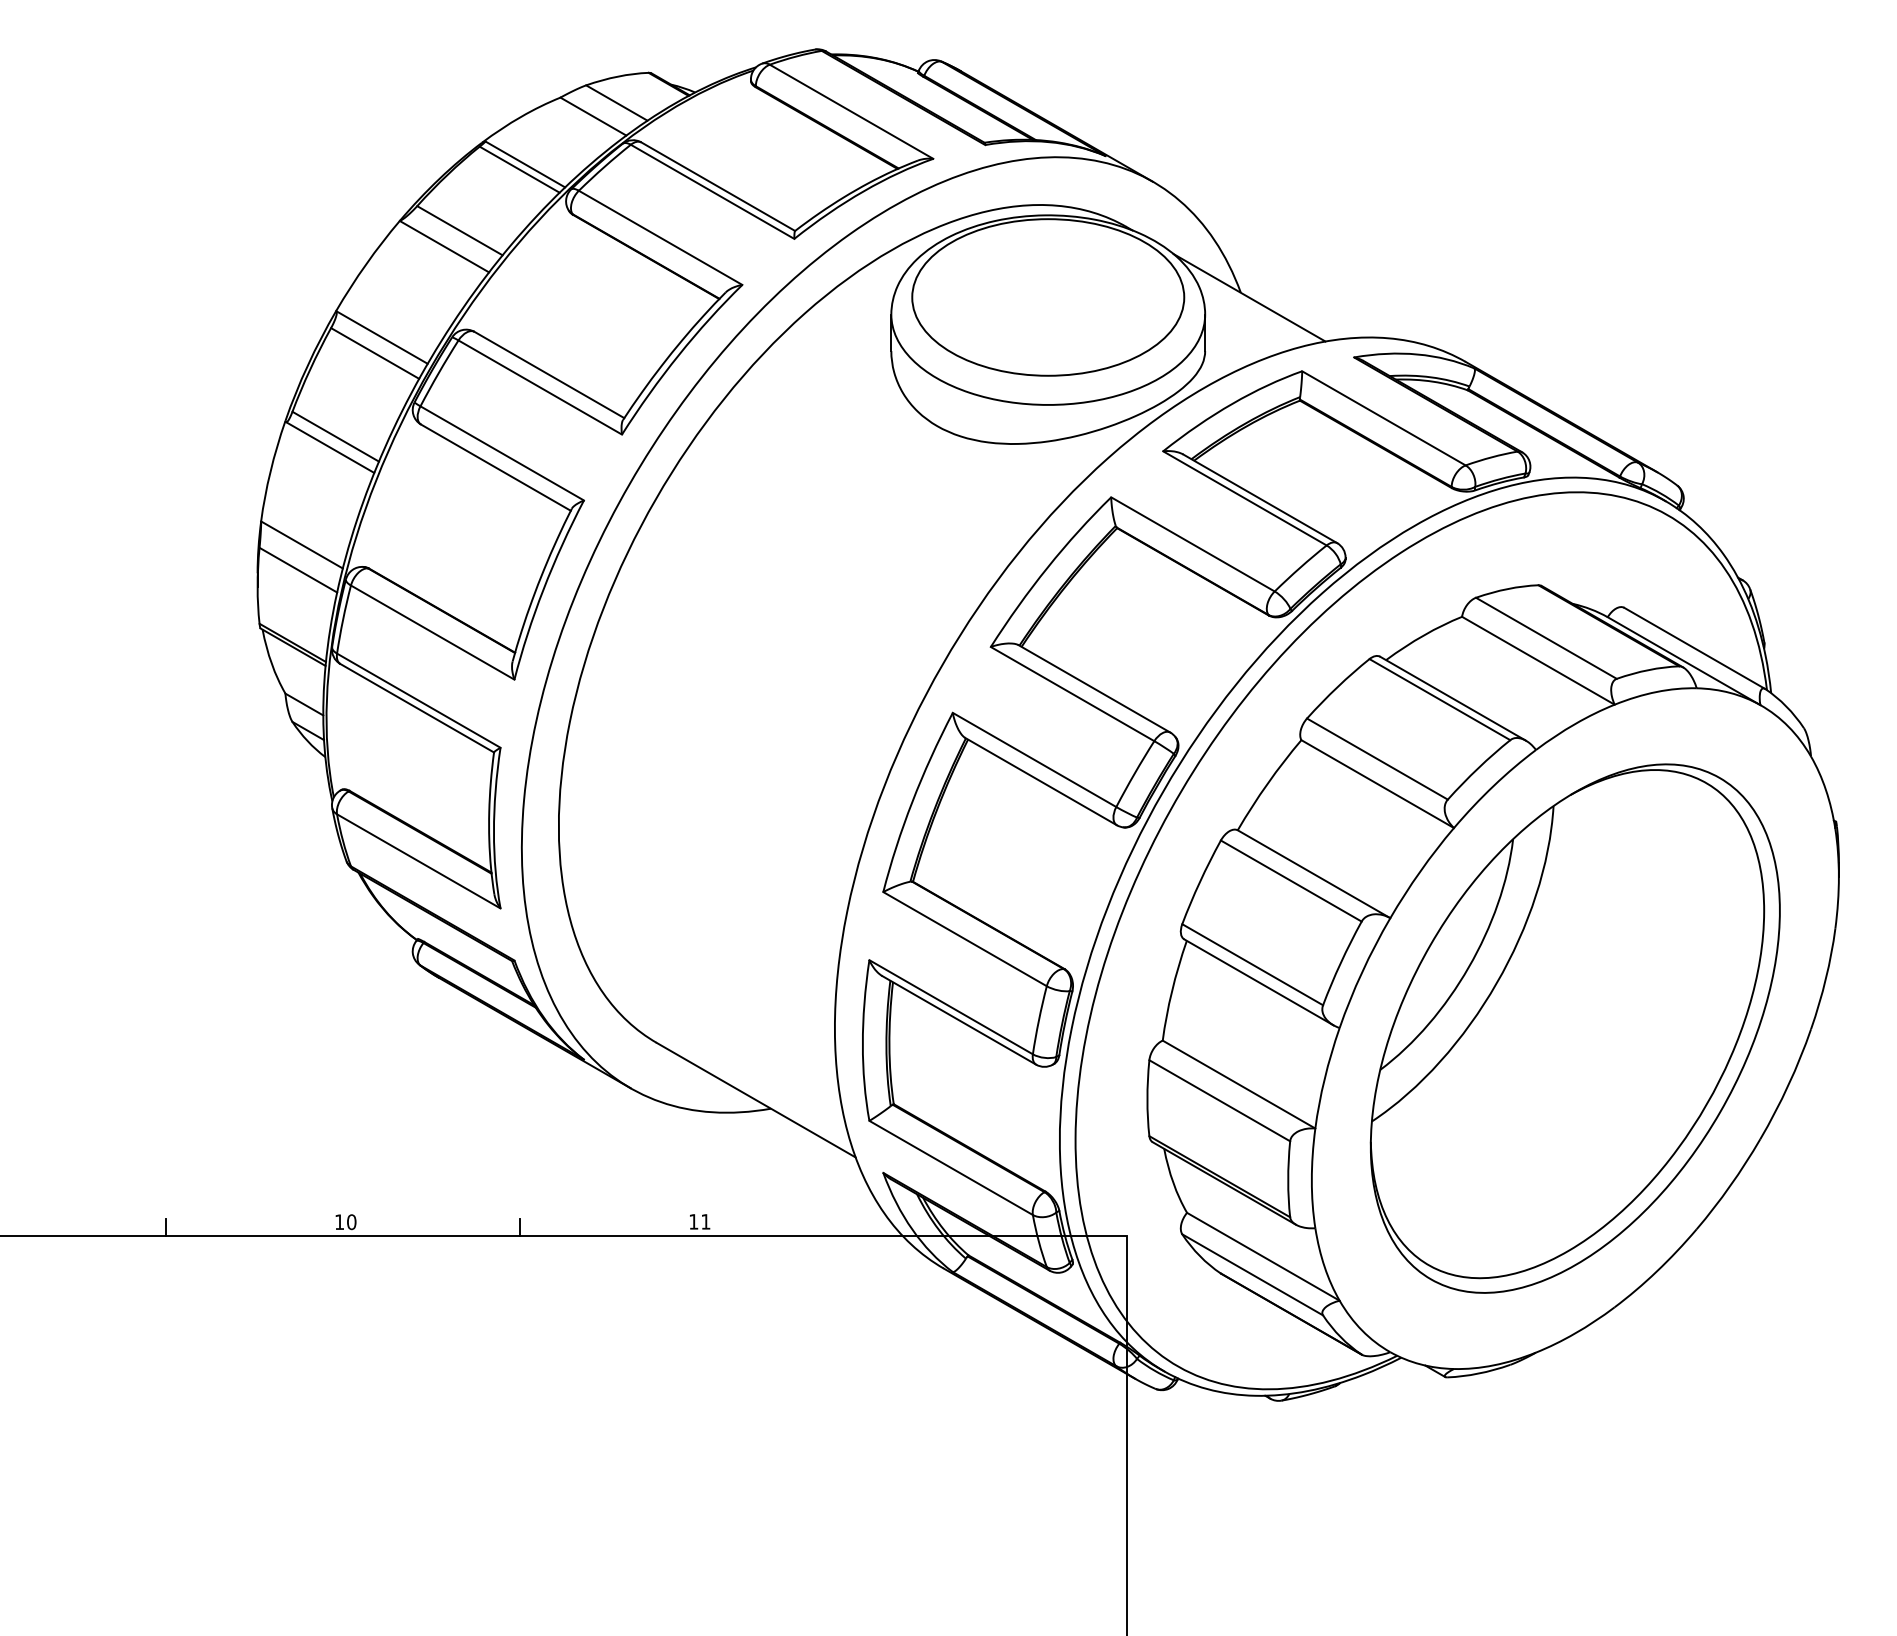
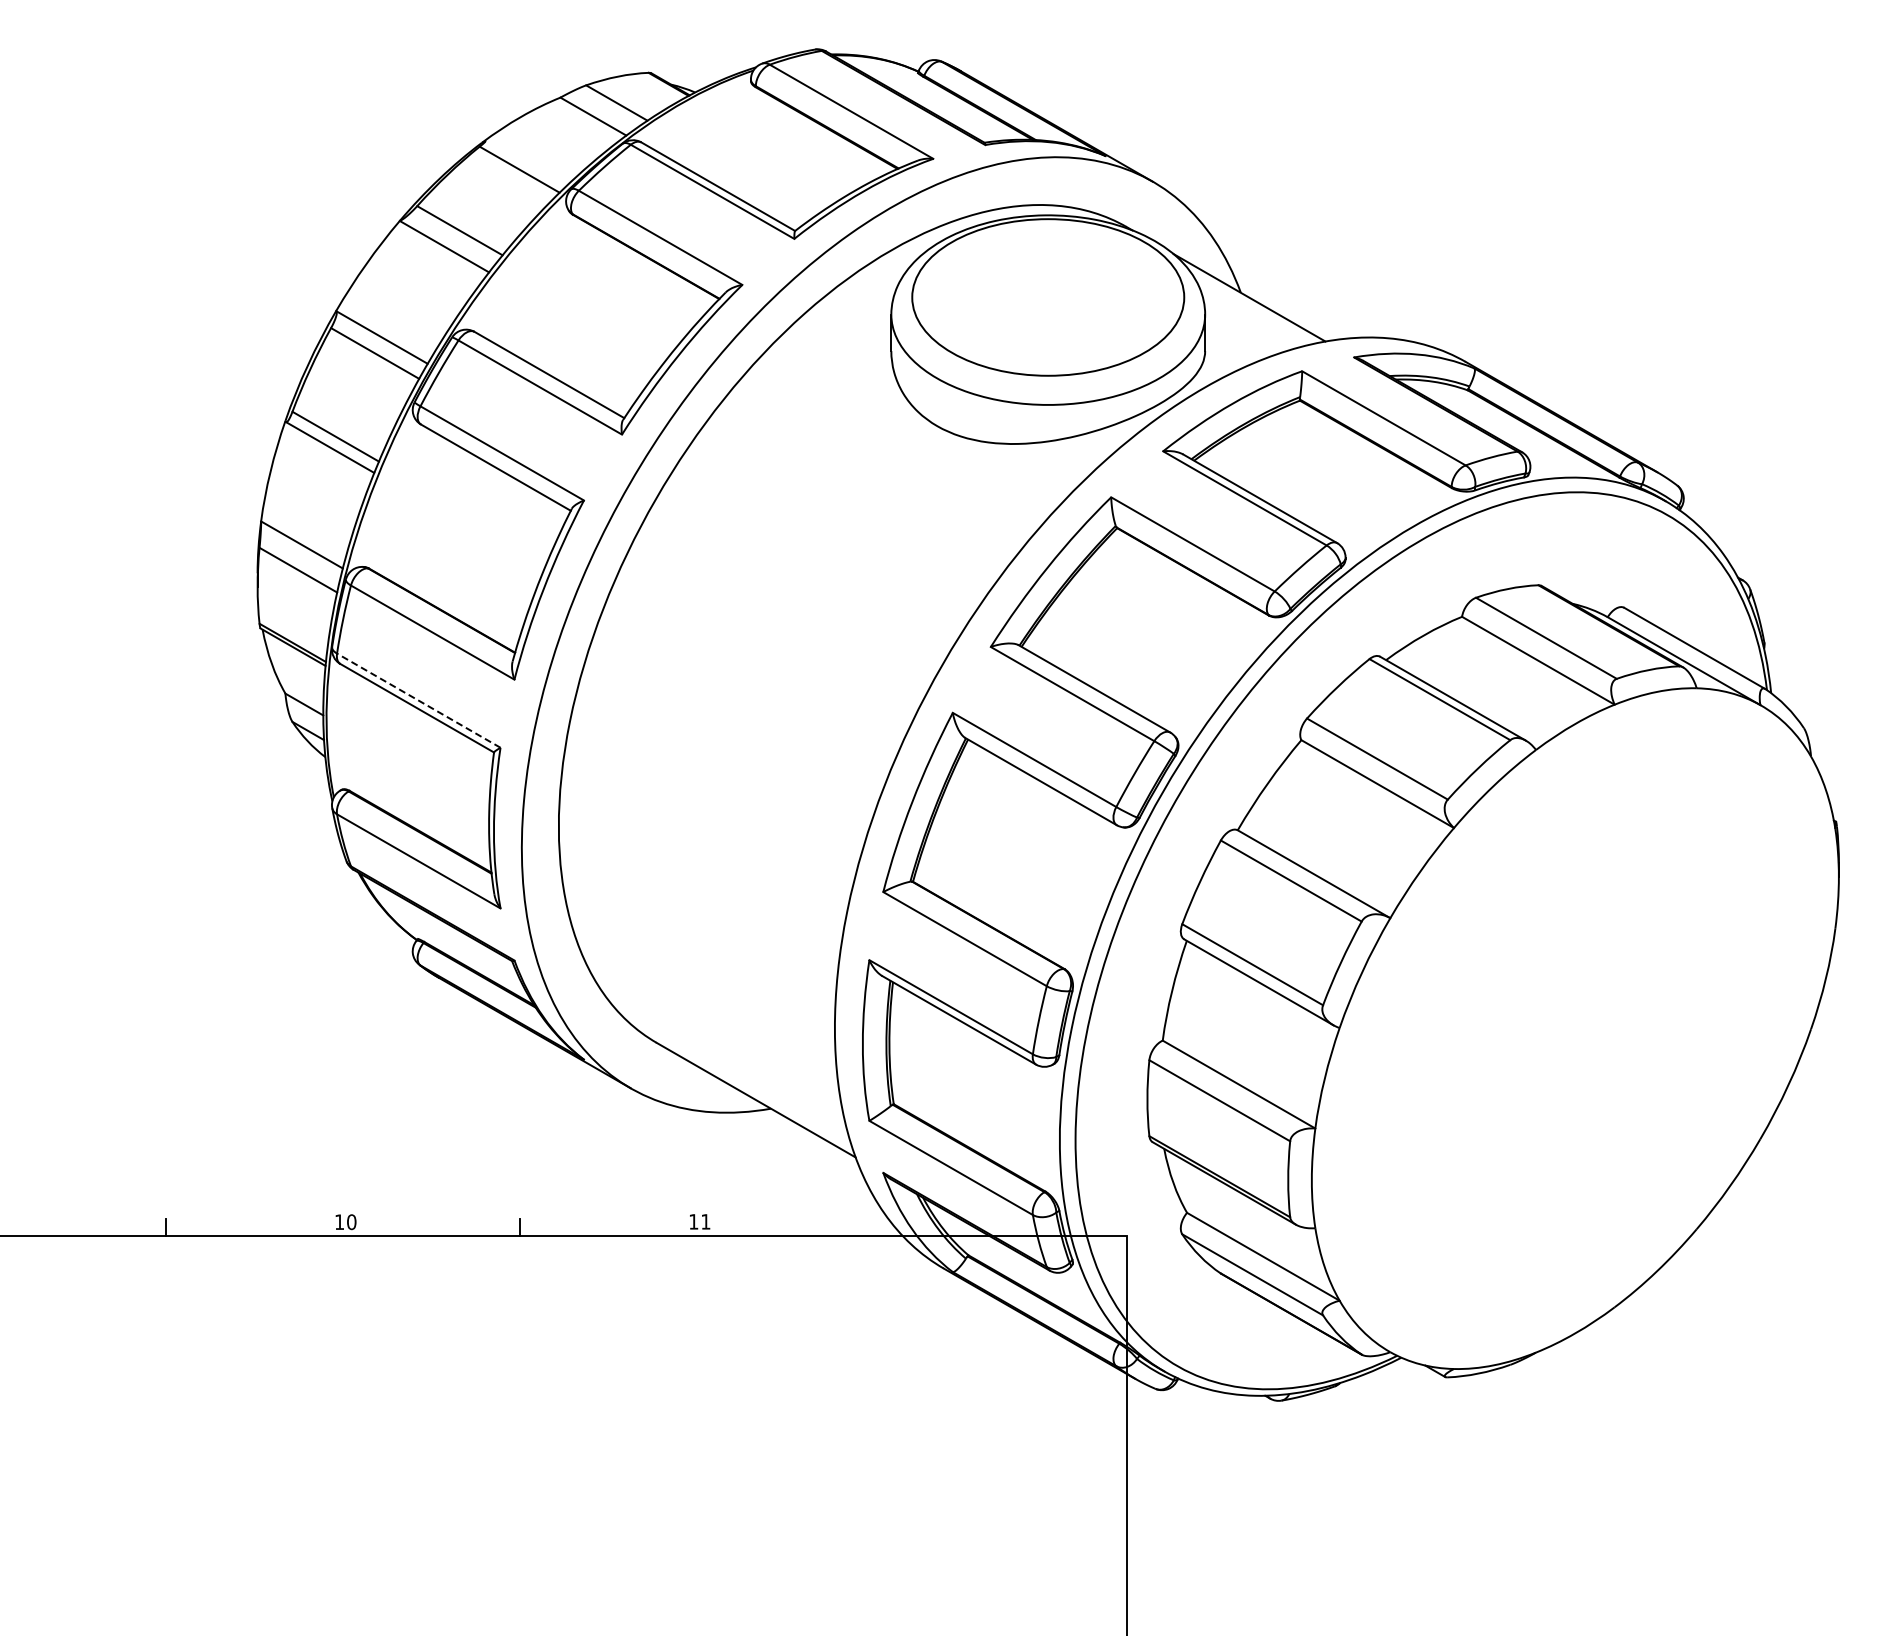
line: present -> none (525, 164)
line: solid -> dashed (418, 700)
part: present -> none (1574, 1028)
